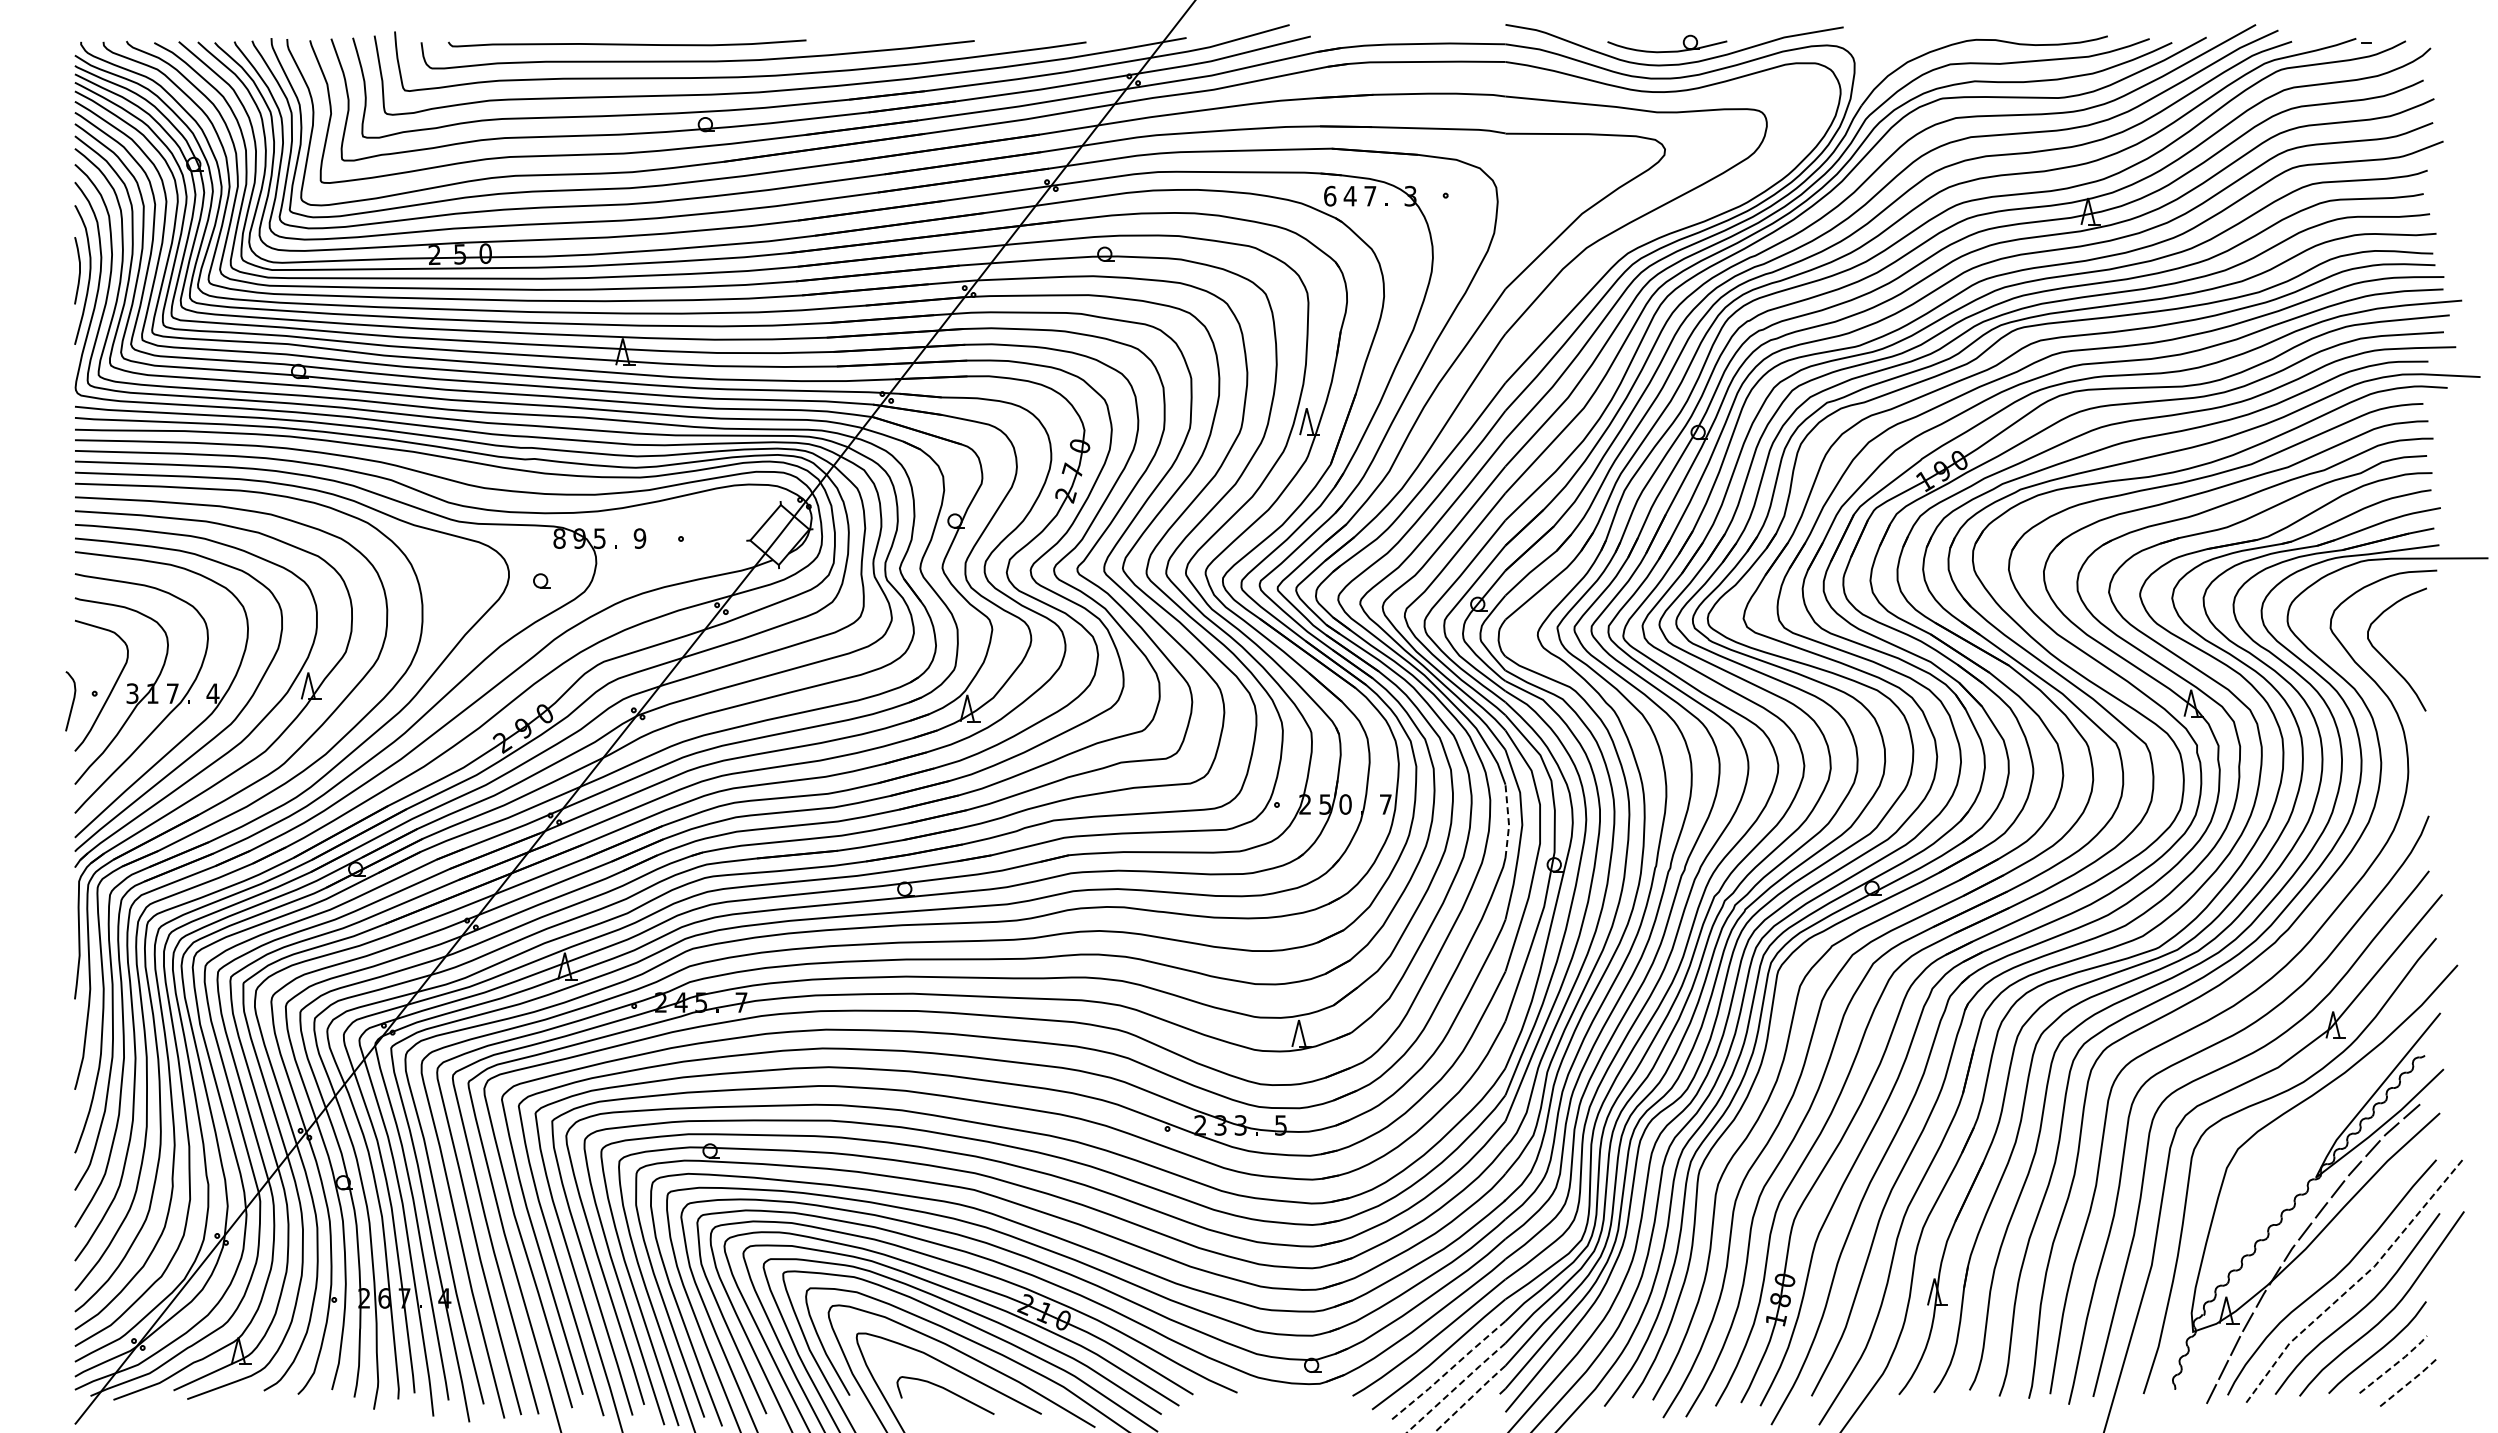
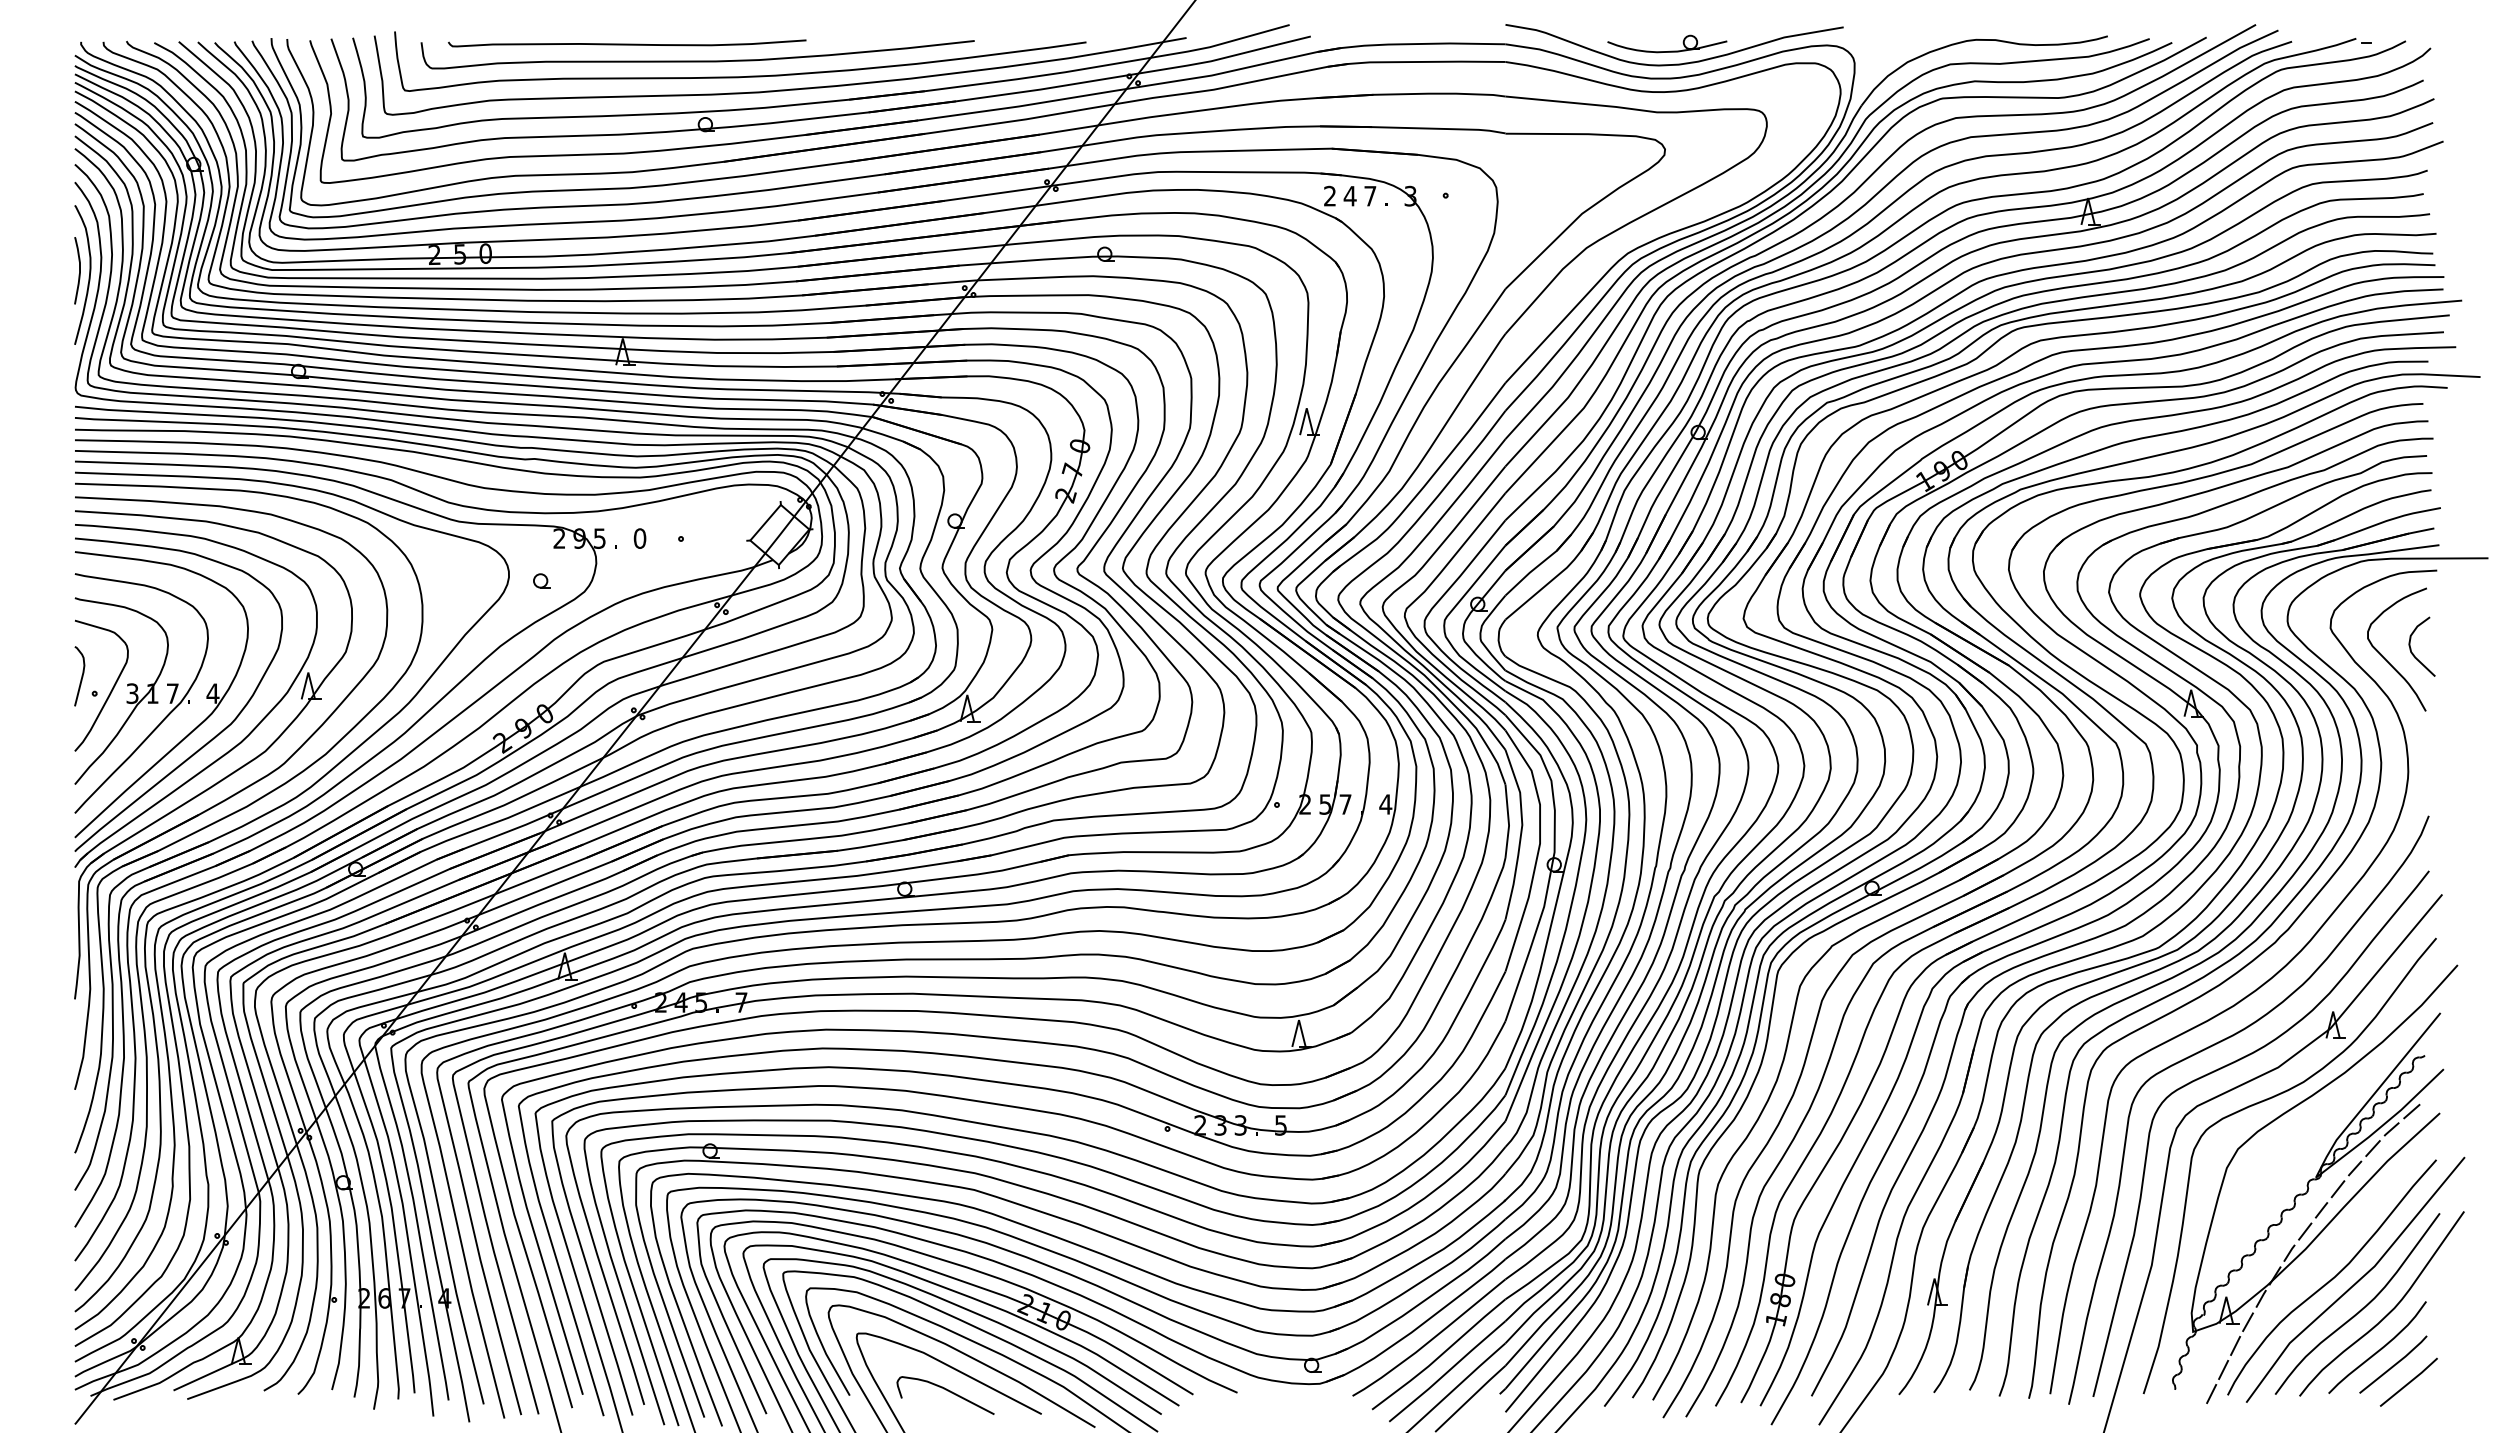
text: 6 -> 2 (1330, 195)
text: 8 -> 2 (559, 538)
text: 9 -> 0 (639, 538)
curve: none -> present (2411, 648)
curve position: (72, 701) -> (81, 676) (81, 676)
text: 0 -> 7 (1345, 804)
text: 7 -> 4 (1385, 804)
line: dashed -> solid (1508, 821)
line: dashed -> solid (2357, 1281)
line: dashed -> solid (2395, 1364)
line: dashed -> solid (1447, 1372)
line: dashed -> solid (2410, 1382)
line: dashed -> solid (1456, 1387)
line: dashed -> solid (1470, 1398)
